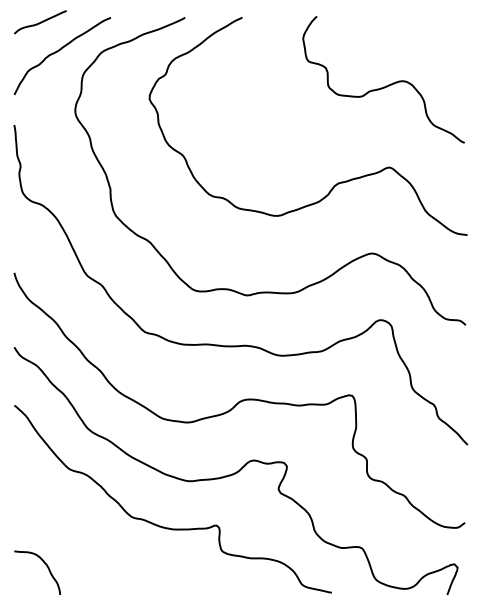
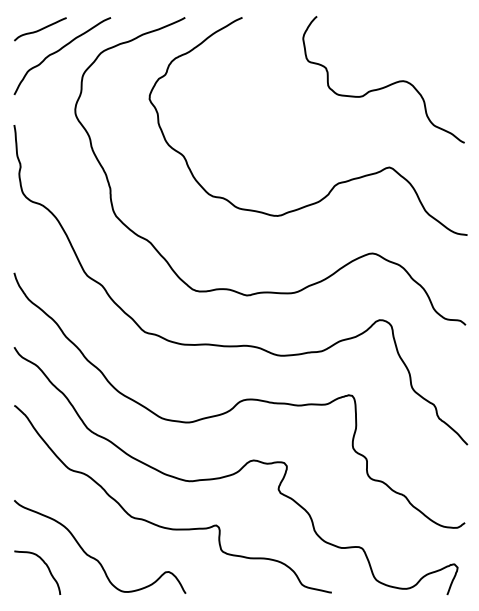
curve position: (40, 22) -> (40, 29) (40, 29)
curve: none -> present (94, 557)
